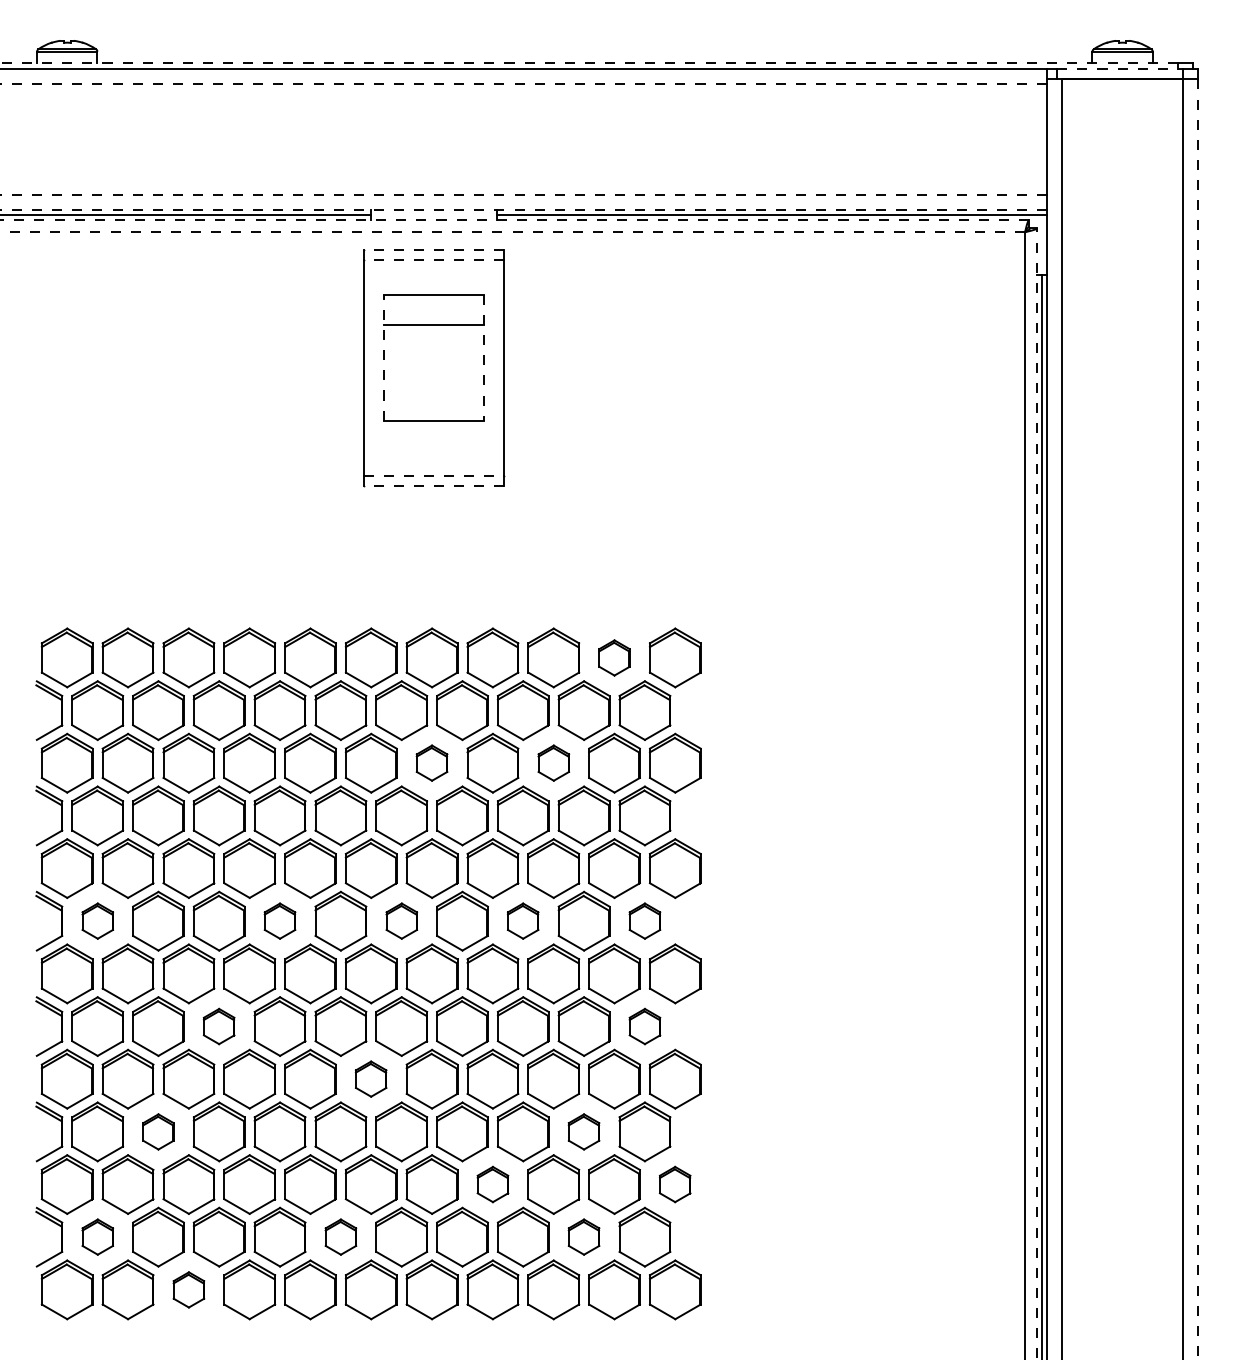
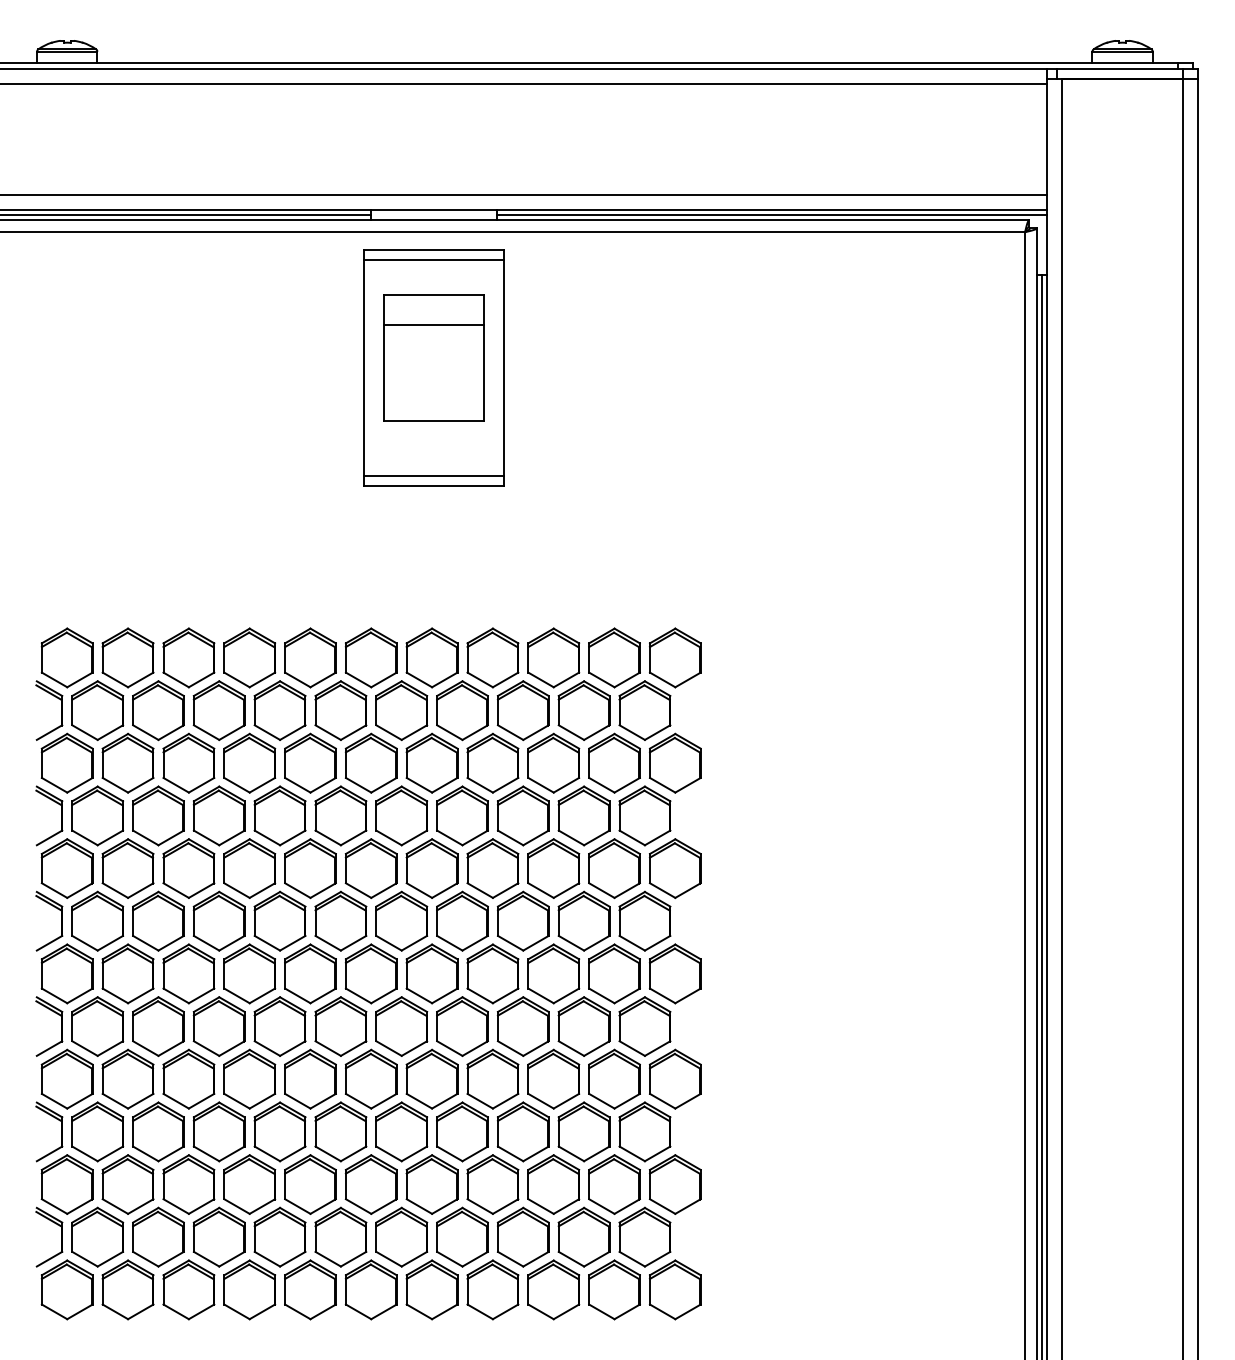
line: dashed -> solid (589, 63)
line: dashed -> solid (1120, 69)
line: dashed -> solid (523, 84)
line: dashed -> solid (523, 195)
line: dashed -> solid (523, 210)
line: dashed -> solid (514, 220)
line: dashed -> solid (512, 232)
line: dashed -> solid (433, 249)
line: dashed -> solid (433, 259)
line: dashed -> solid (383, 357)
line: dashed -> solid (484, 357)
line: dashed -> solid (434, 475)
line: dashed -> solid (433, 485)
part size: 33x38 px -> 53x62 px (614, 657)
line: dashed -> solid (1197, 720)
part size: 34x38 px -> 54x62 px (431, 762)
part size: 34x38 px -> 54x62 px (553, 762)
line: dashed -> solid (1037, 793)
part size: 33x38 px -> 54x62 px (97, 920)
part size: 34x38 px -> 54x62 px (279, 920)
part size: 34x38 px -> 54x62 px (401, 920)
part size: 34x38 px -> 54x62 px (522, 920)
part size: 34x38 px -> 54x62 px (644, 920)
part size: 34x39 px -> 54x61 px (218, 1026)
part size: 34x39 px -> 54x61 px (644, 1026)
part size: 34x38 px -> 54x62 px (370, 1078)
part size: 33x38 px -> 53x62 px (158, 1131)
part size: 34x38 px -> 54x62 px (583, 1131)
part size: 34x39 px -> 54x61 px (492, 1184)
part size: 34x39 px -> 54x61 px (674, 1184)
part size: 33x38 px -> 54x62 px (97, 1236)
part size: 34x38 px -> 54x62 px (340, 1236)
part size: 34x38 px -> 54x62 px (583, 1236)
part size: 34x38 px -> 54x62 px (188, 1289)
